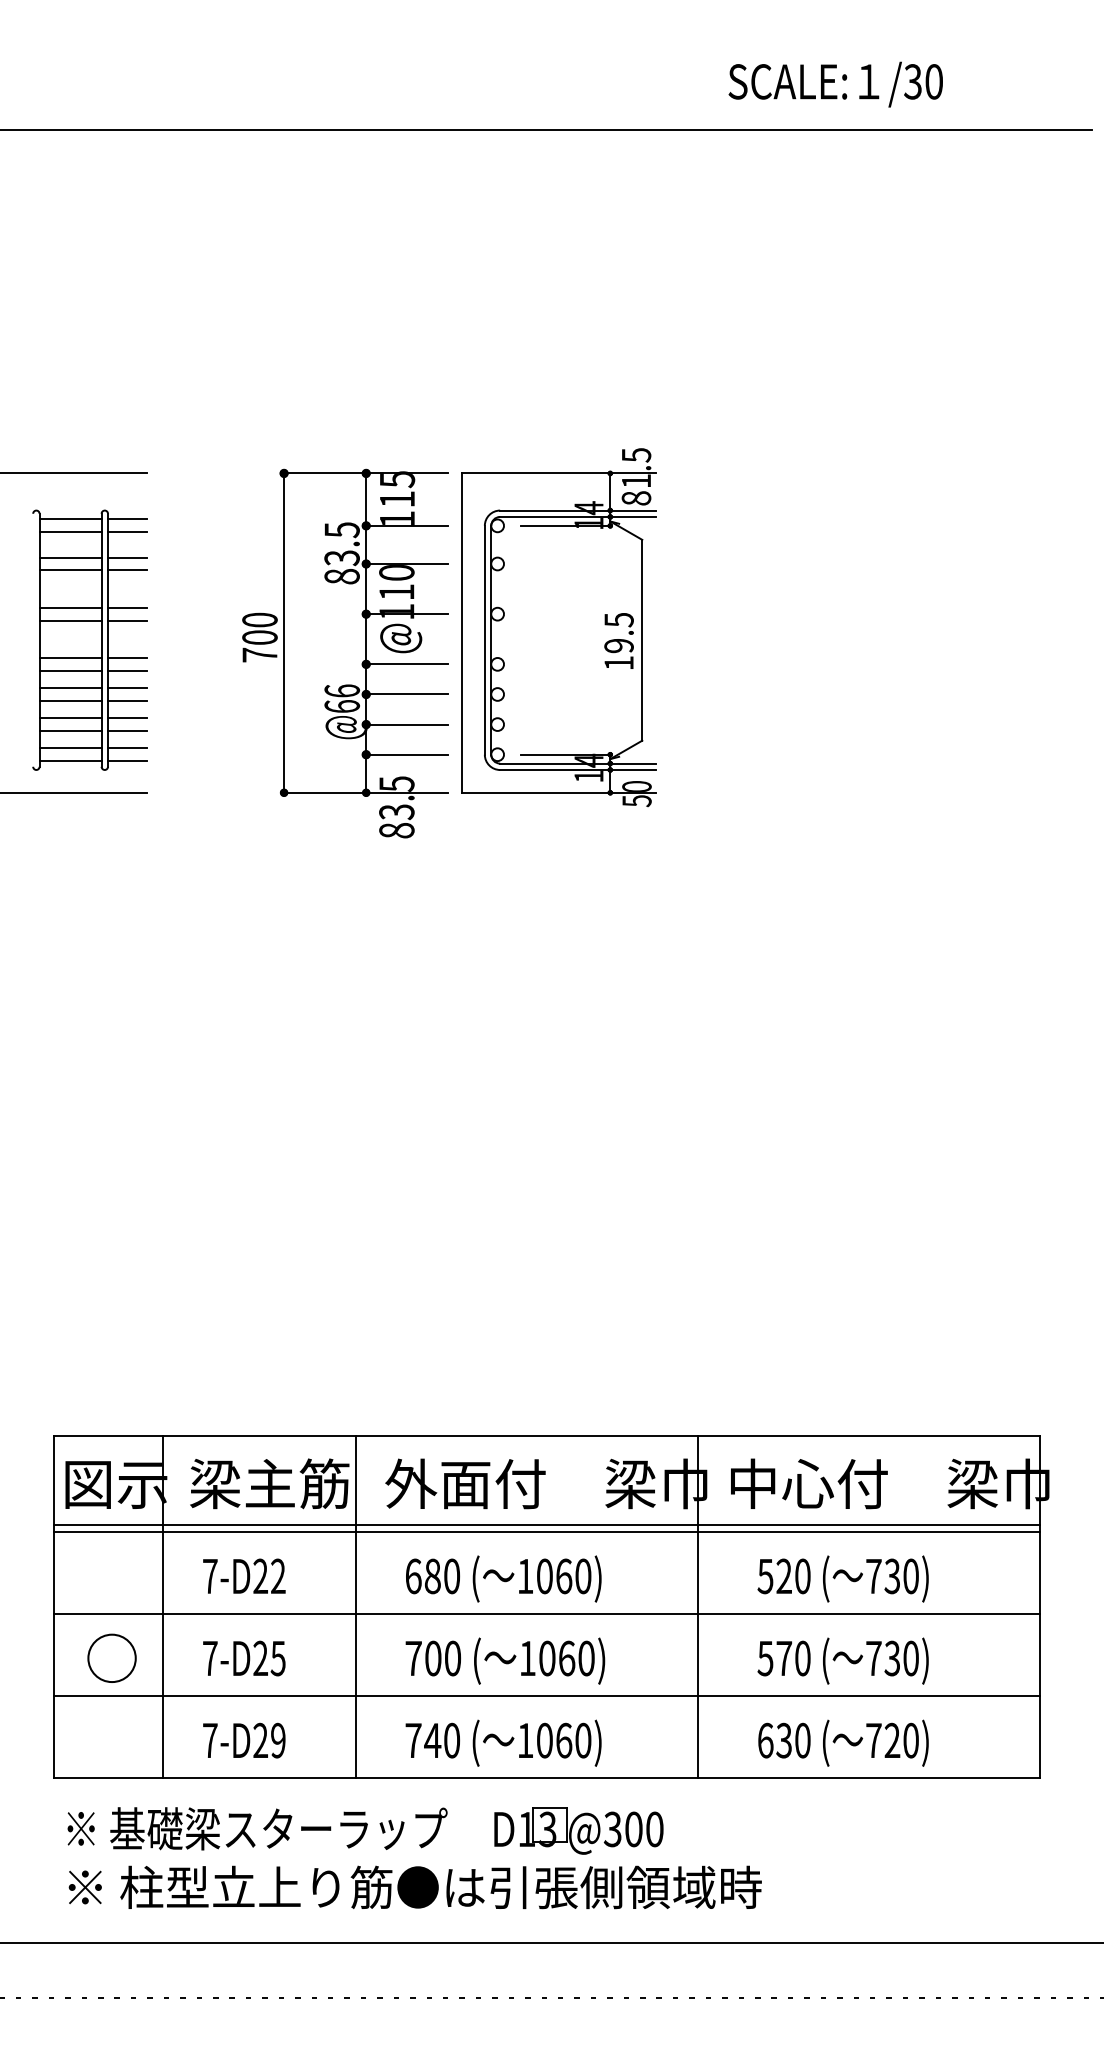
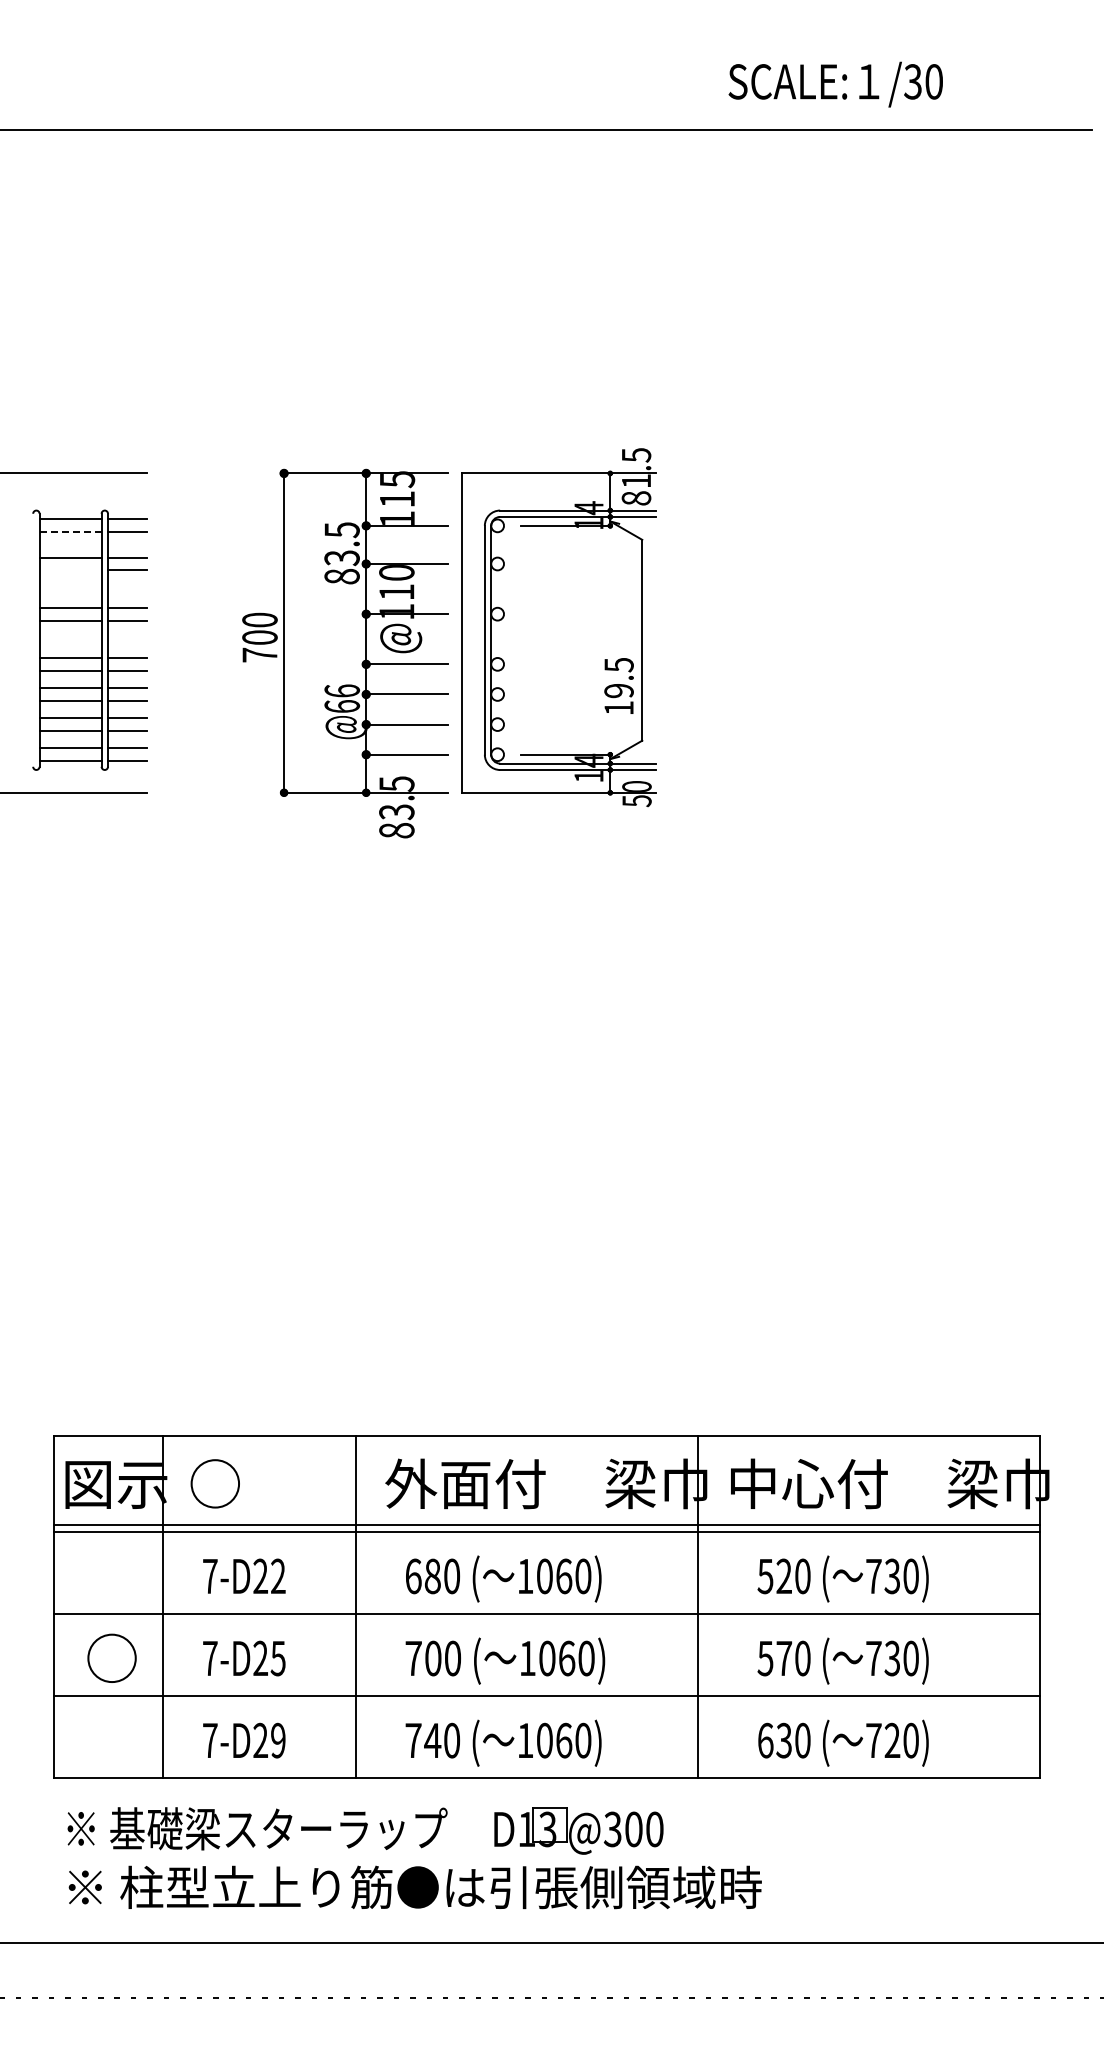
line: solid -> dashed (71, 532)
line: present -> none (70, 570)
text position: (618, 640) -> (618, 685) (618, 685)
text: 梁主筋 -> ○ (269, 1483)
